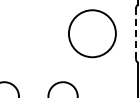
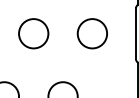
circle: none -> present (33, 33)
circle diameter: 47 px -> 29 px (92, 33)
line: dashed -> solid (136, 33)
